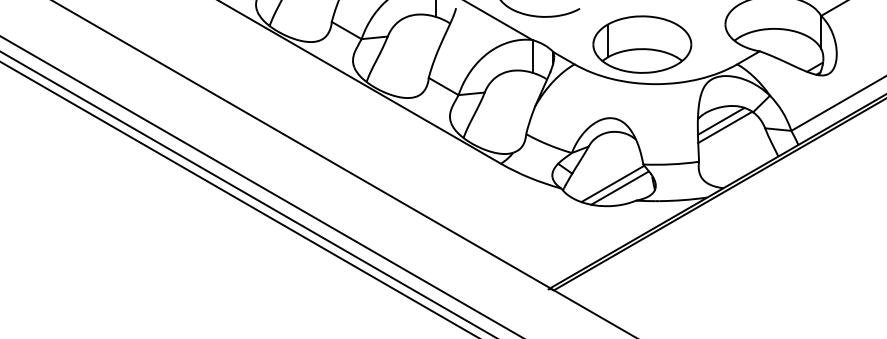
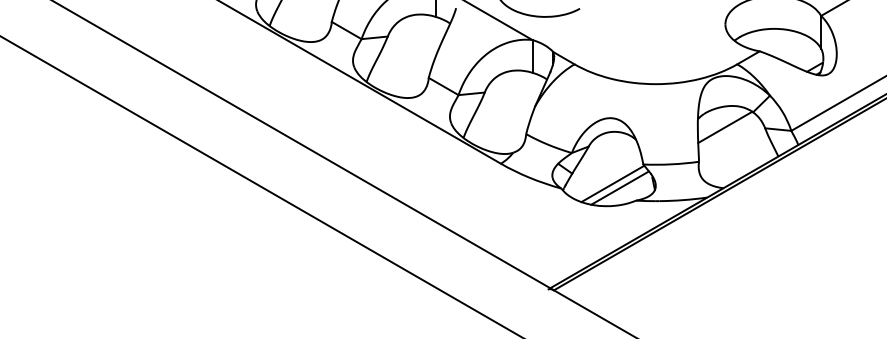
part: present -> none (642, 44)
line: present -> none (720, 121)
line: present -> none (247, 193)
line: present -> none (238, 198)
